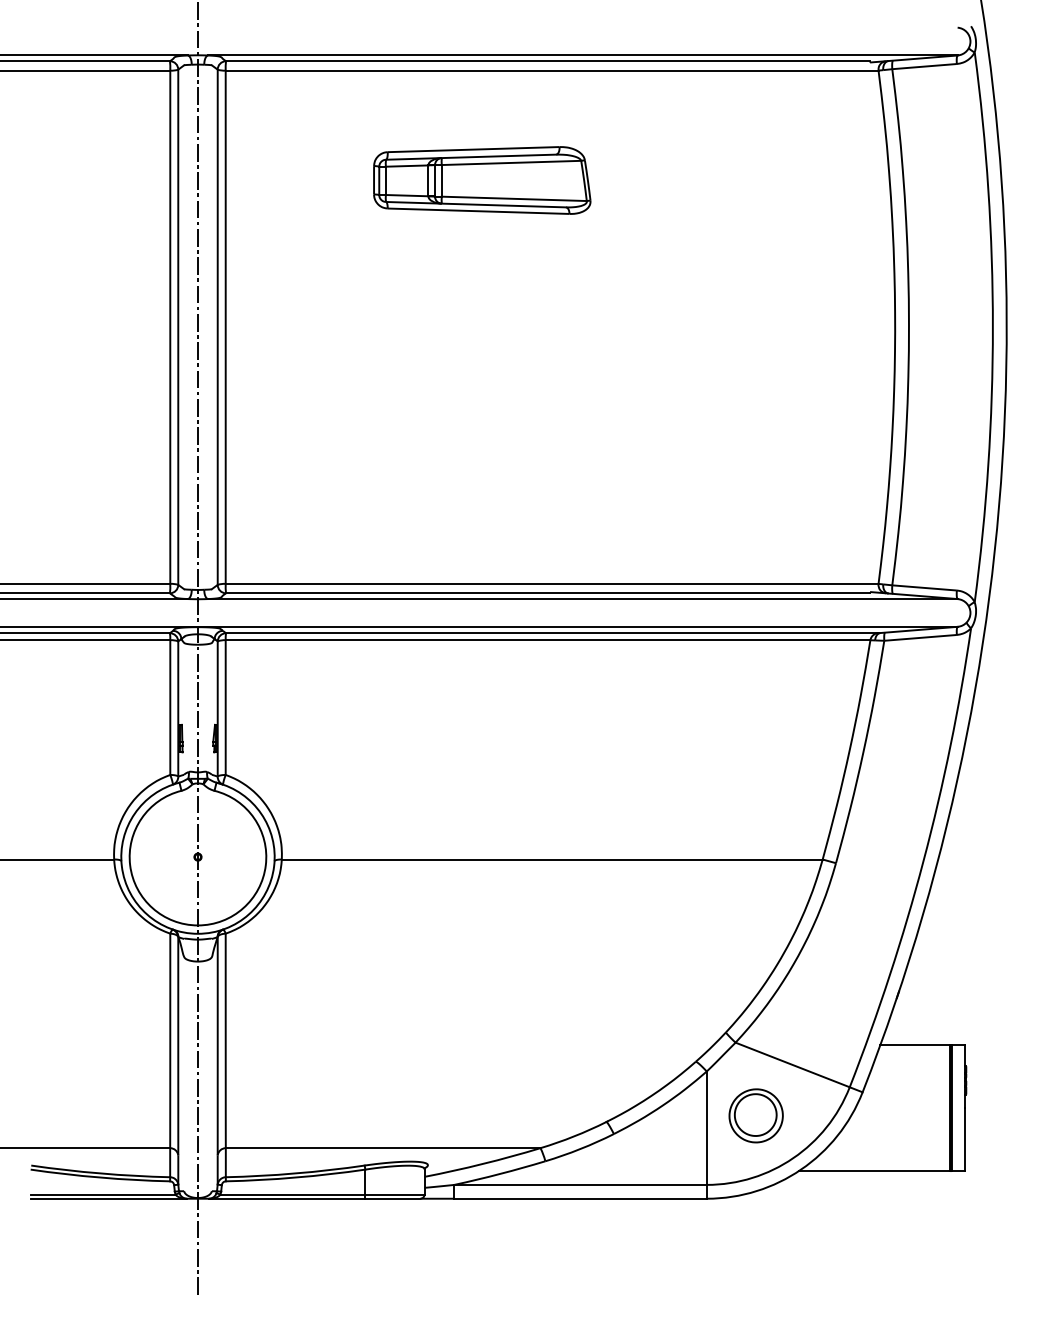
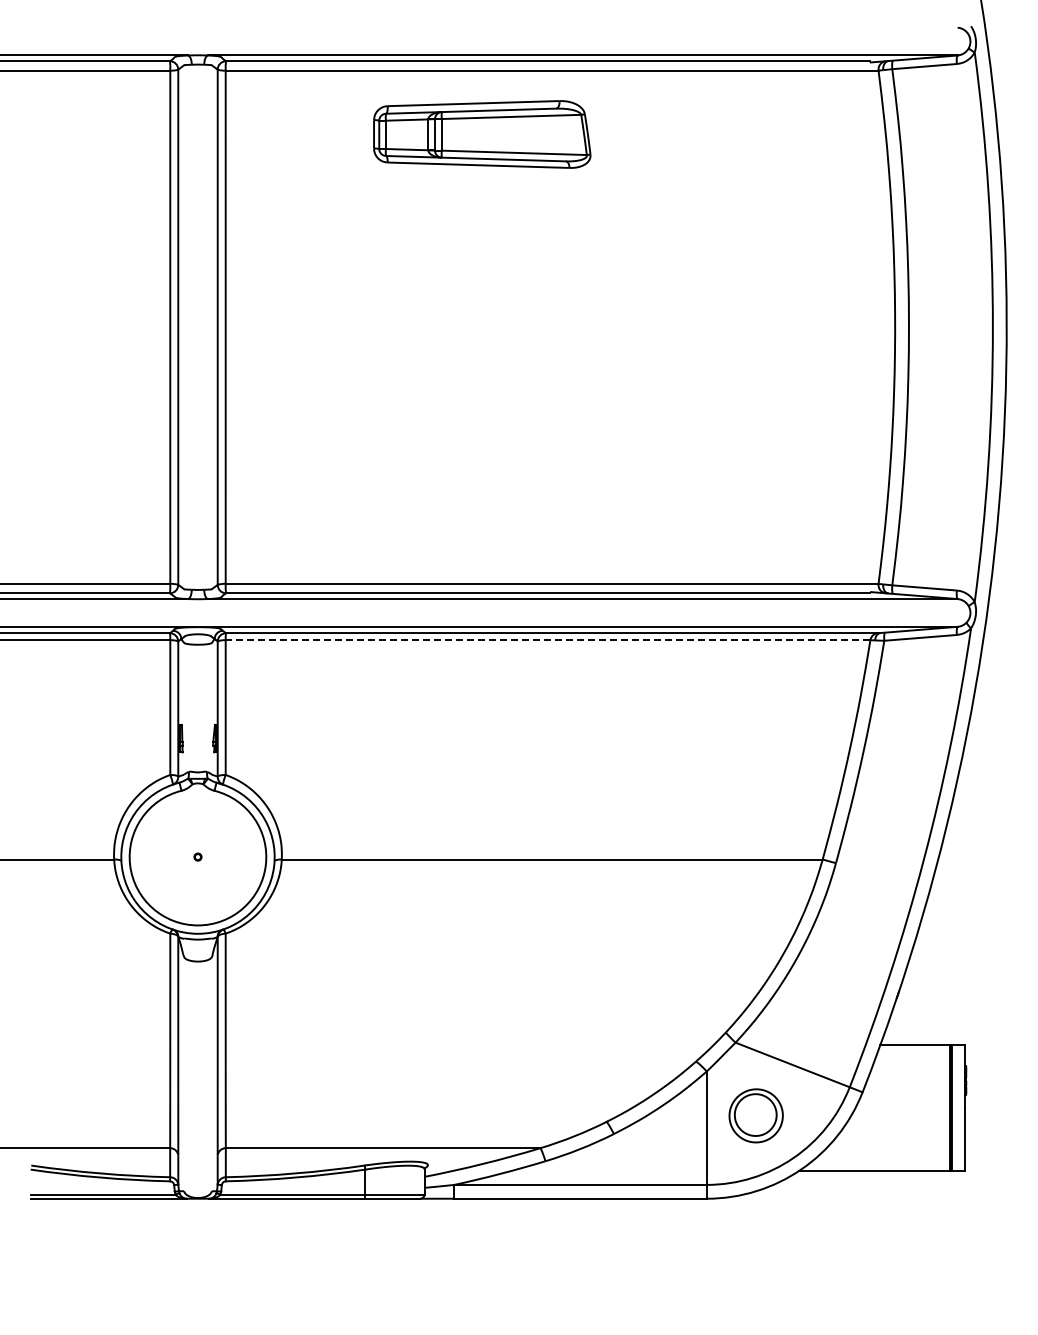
part position: (482, 180) -> (482, 134) (482, 134)
line: solid -> dashed (547, 640)
line: present -> none (197, 648)
